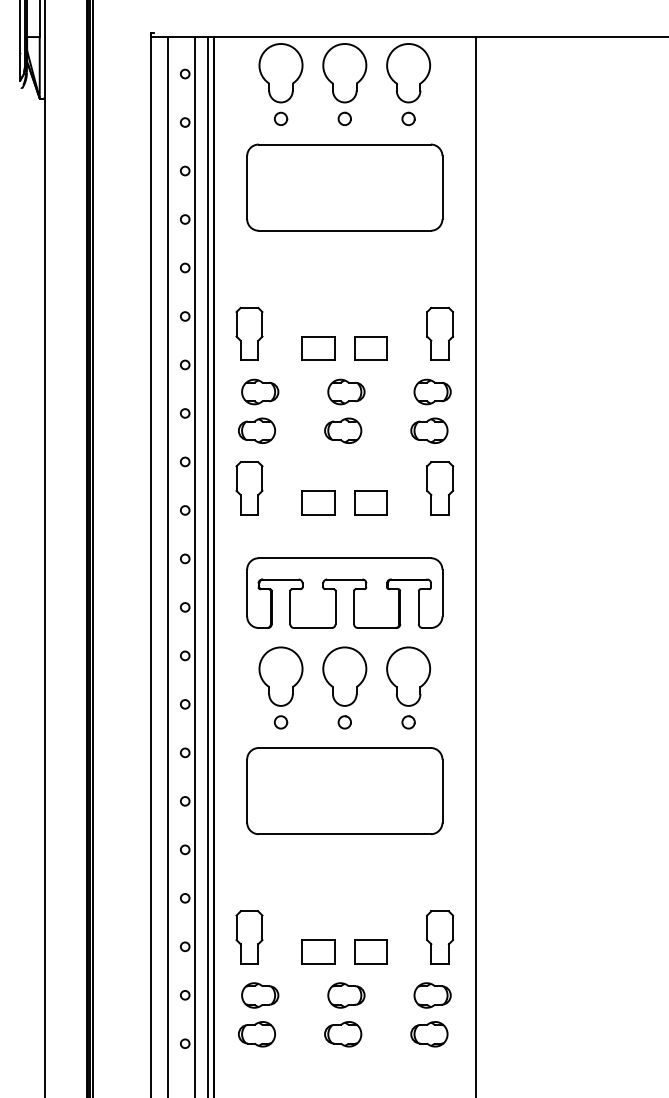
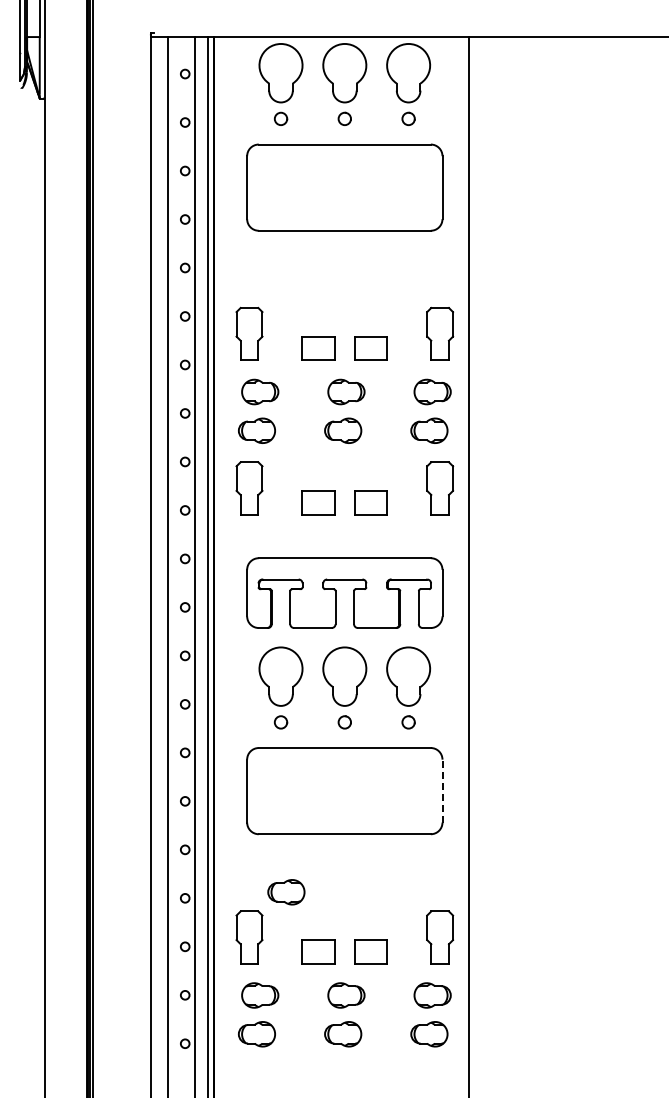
line position: (475, 565) -> (468, 565) (468, 565)
line: solid -> dashed (442, 790)
part: none -> present (286, 892)
